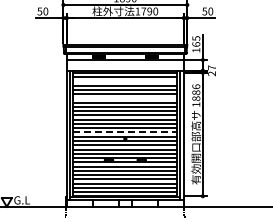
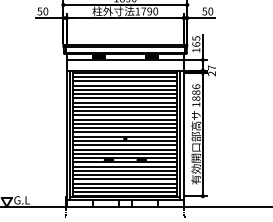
line: none -> present (125, 81)
line: none -> present (125, 98)
line: dashed -> solid (125, 132)
